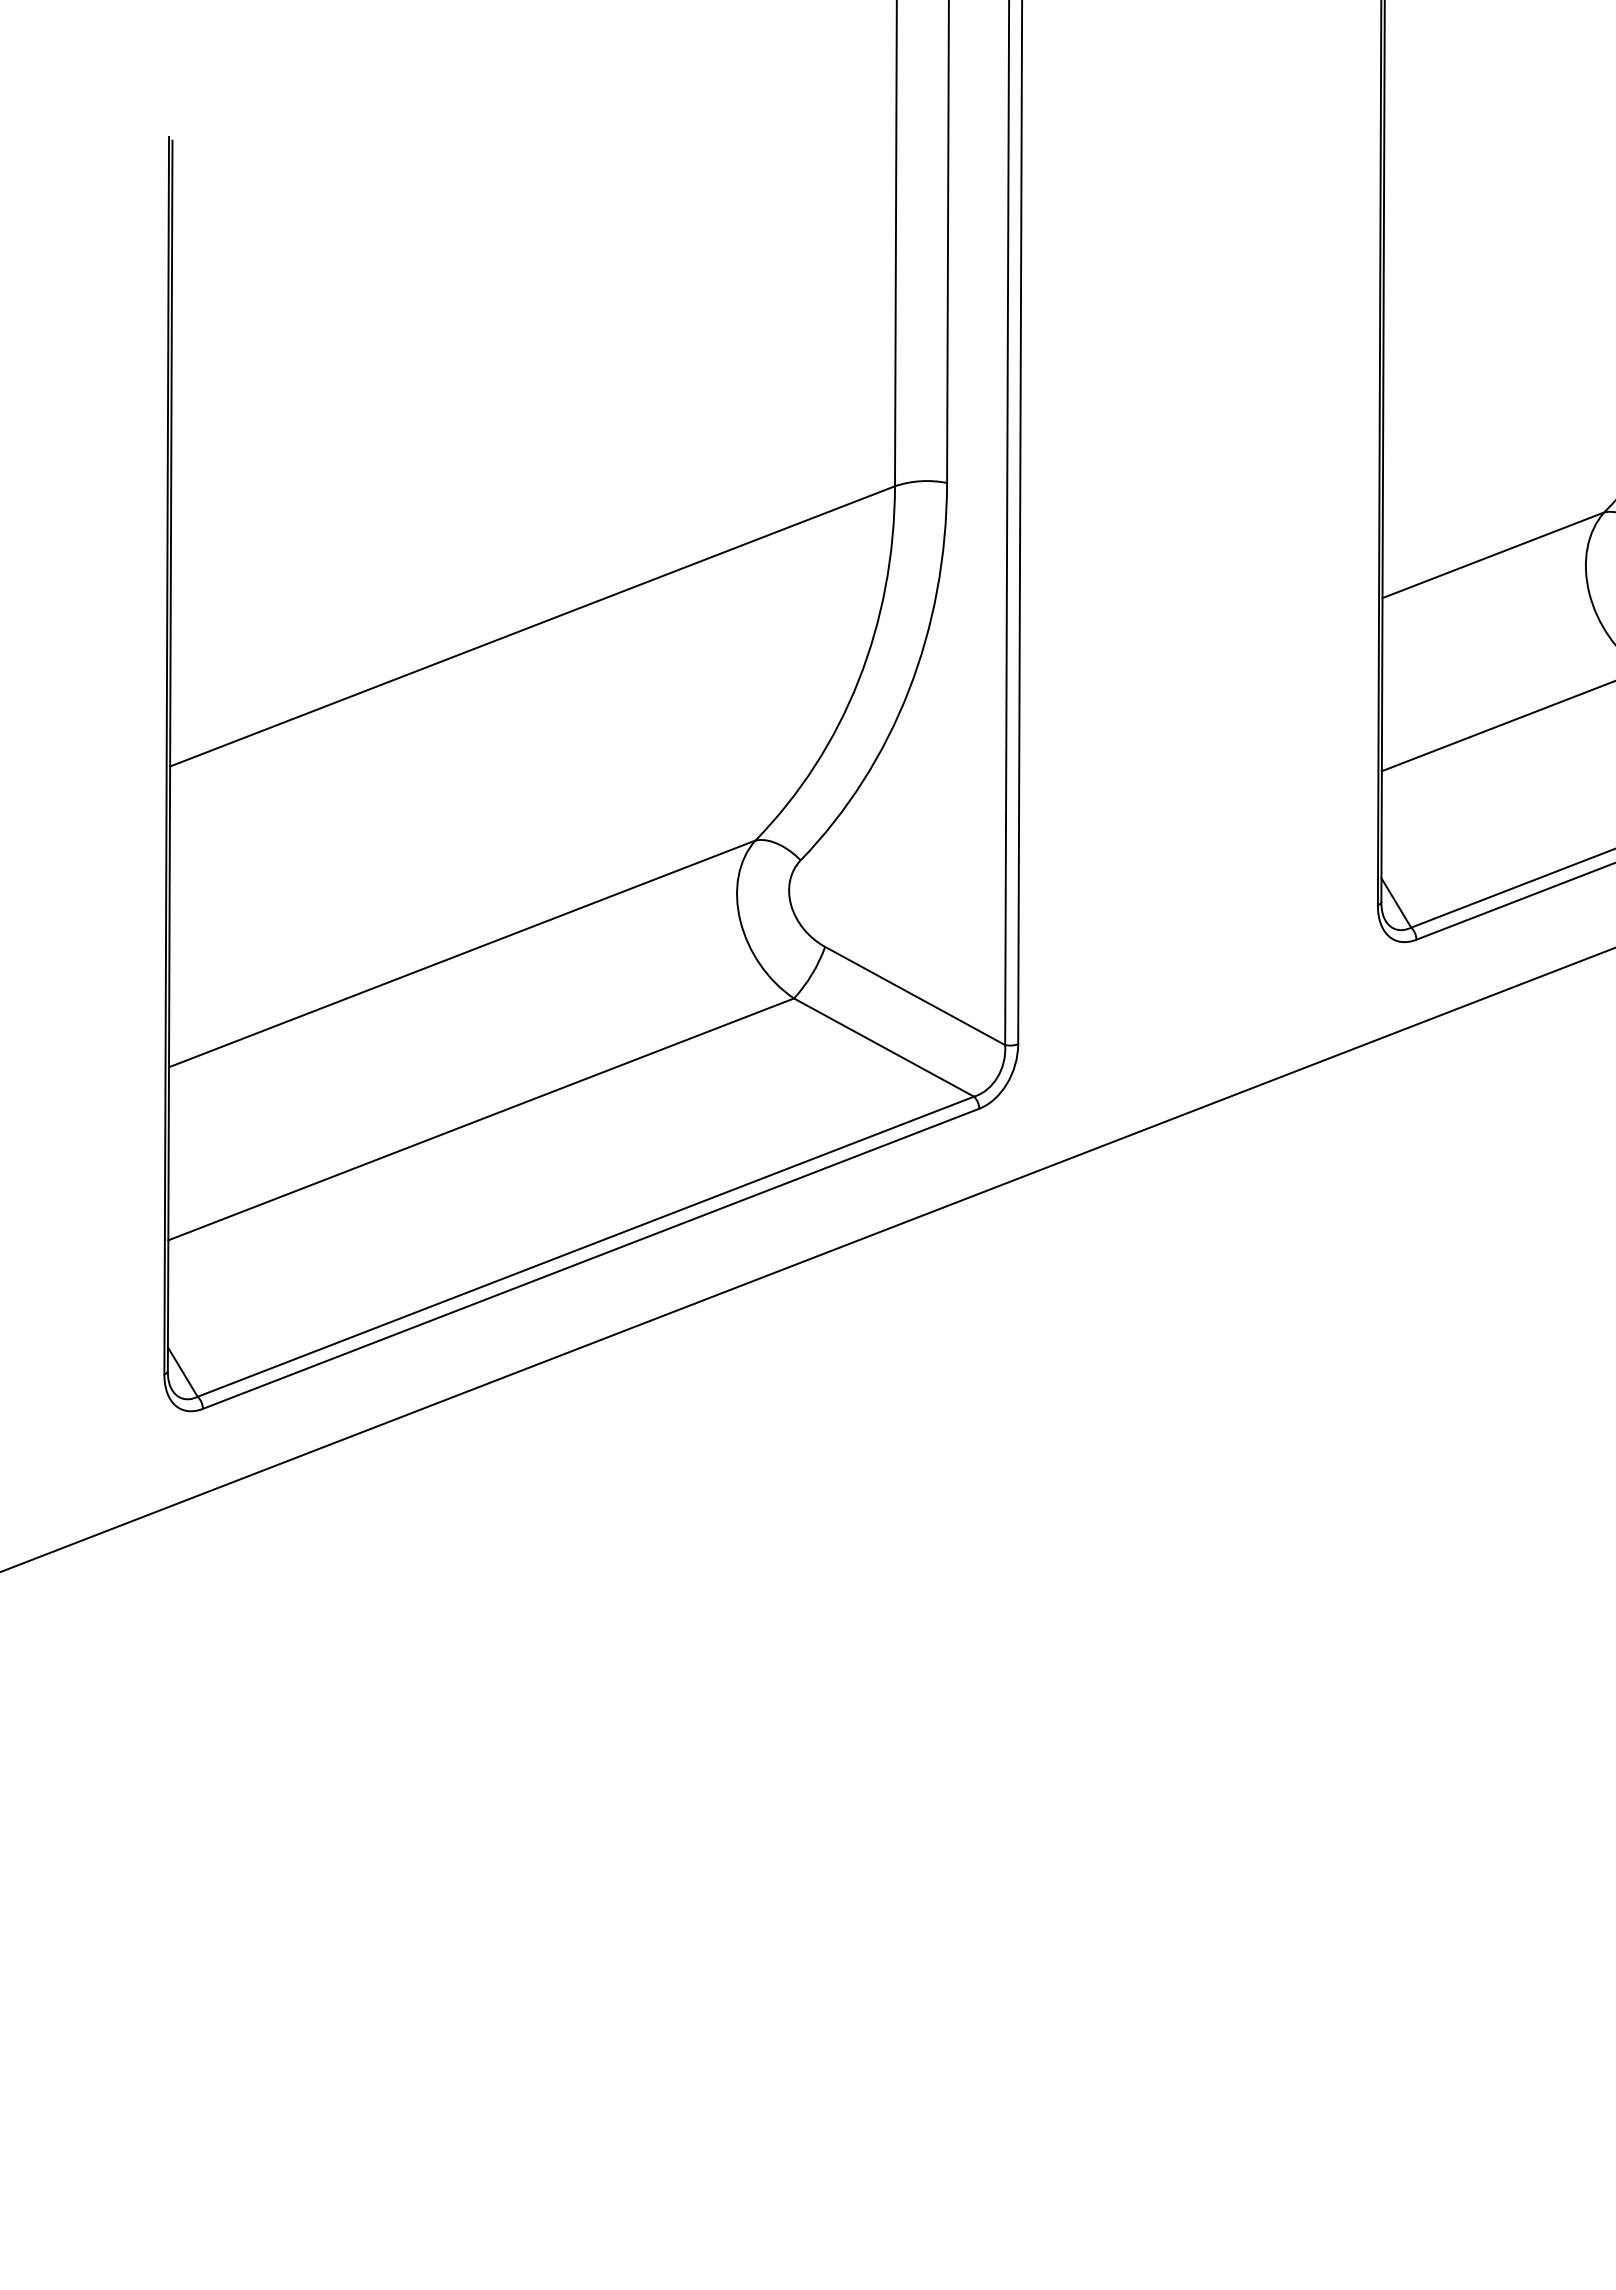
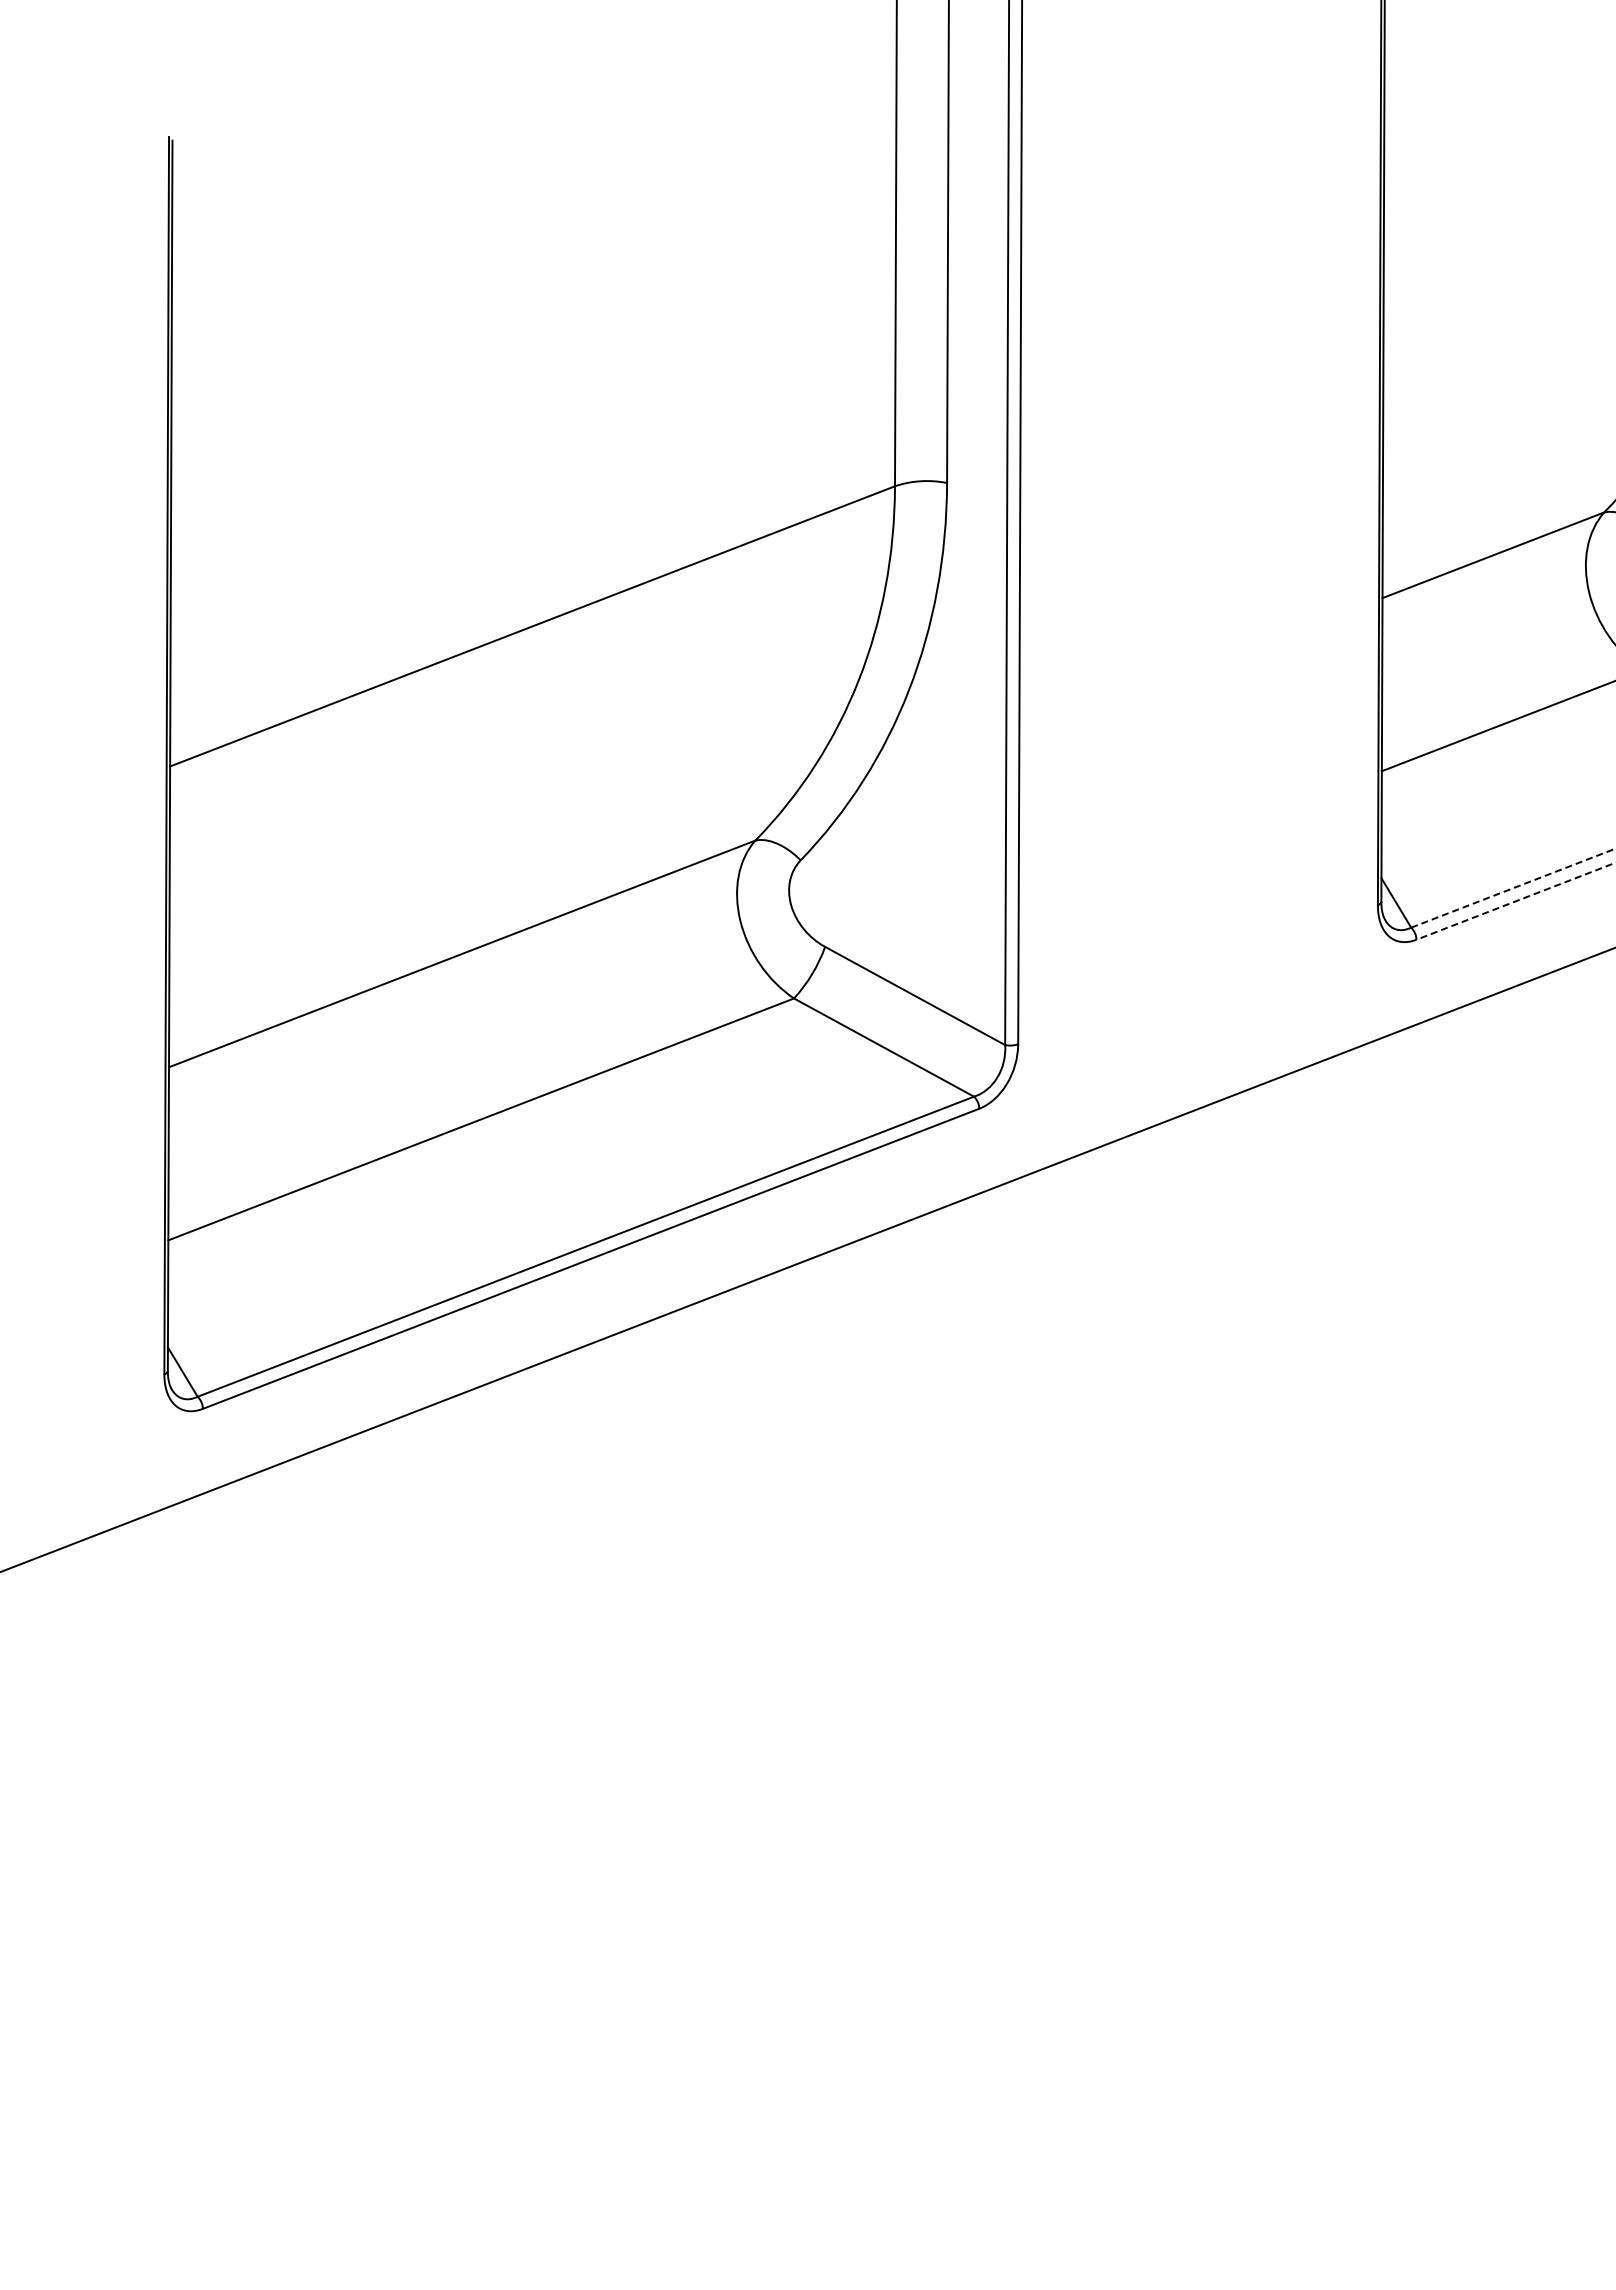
line: solid -> dashed (1513, 888)
line: solid -> dashed (1516, 901)
